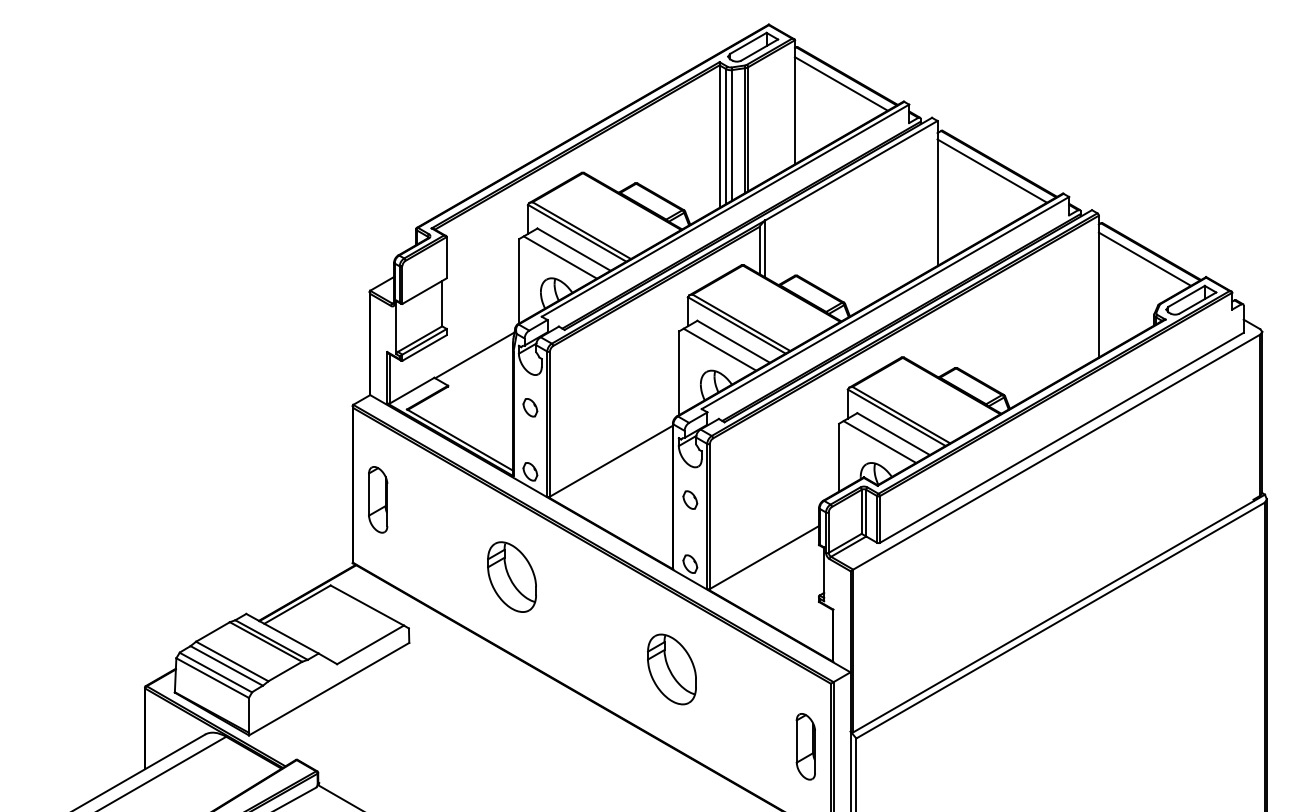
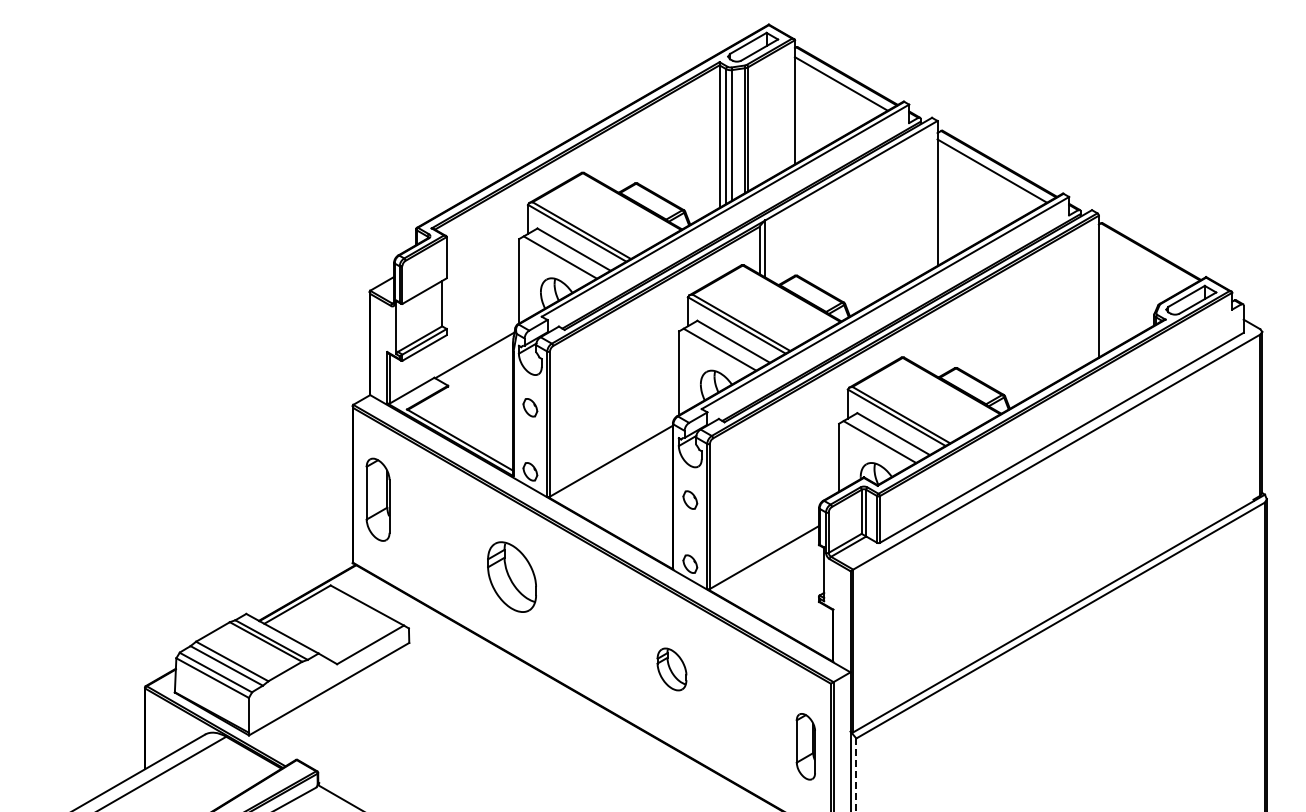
line: present -> none (1144, 258)
part size: 21x68 px -> 26x85 px (377, 499)
part size: 50x73 px -> 32x45 px (671, 669)
line: solid -> dashed (856, 775)
